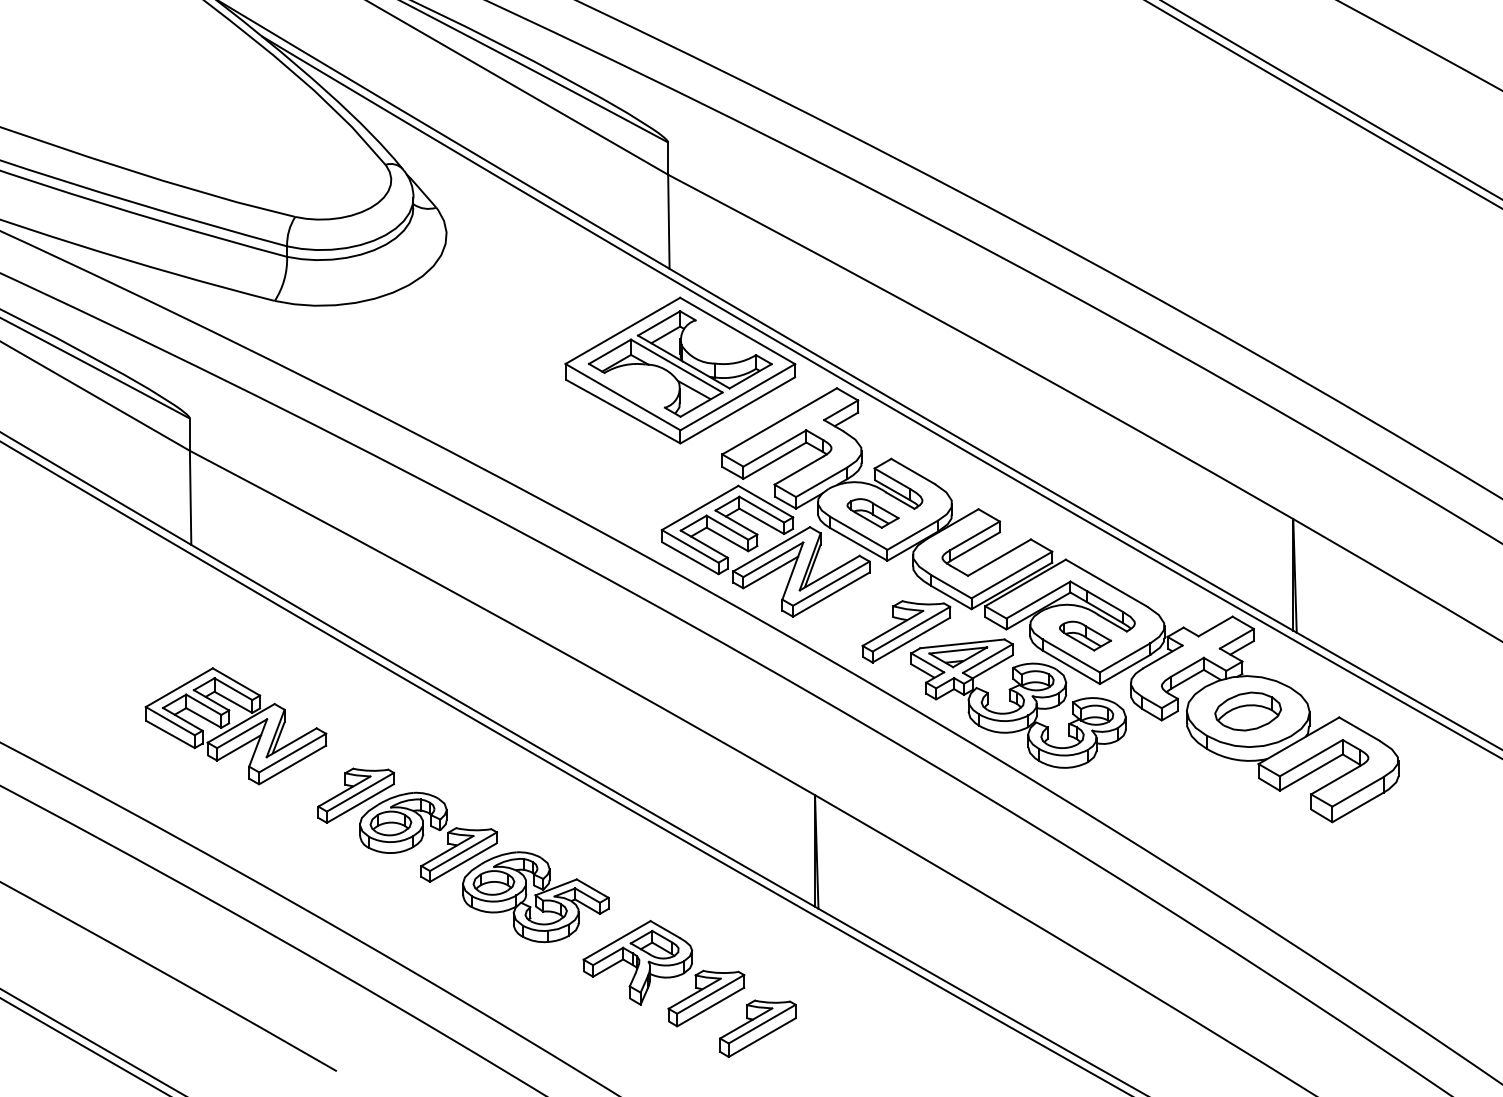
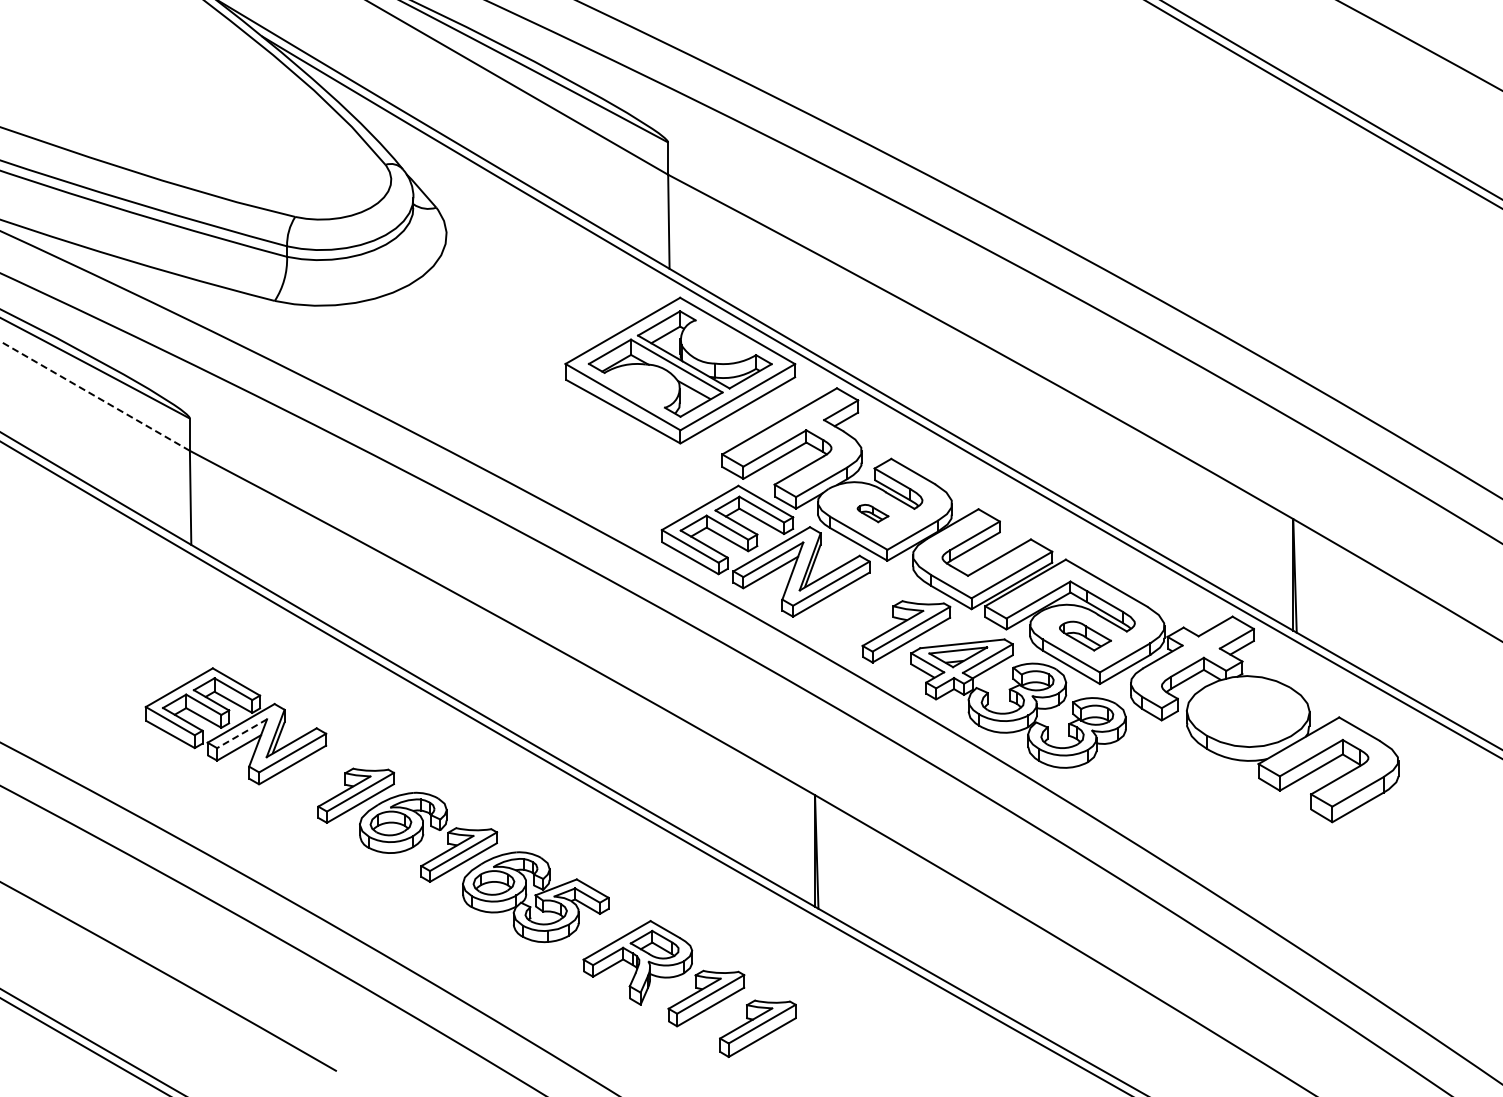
line: solid -> dashed (94, 395)
part size: 54x31 px -> 34x20 px (872, 513)
part: present -> none (1247, 711)
line: solid -> dashed (242, 733)
